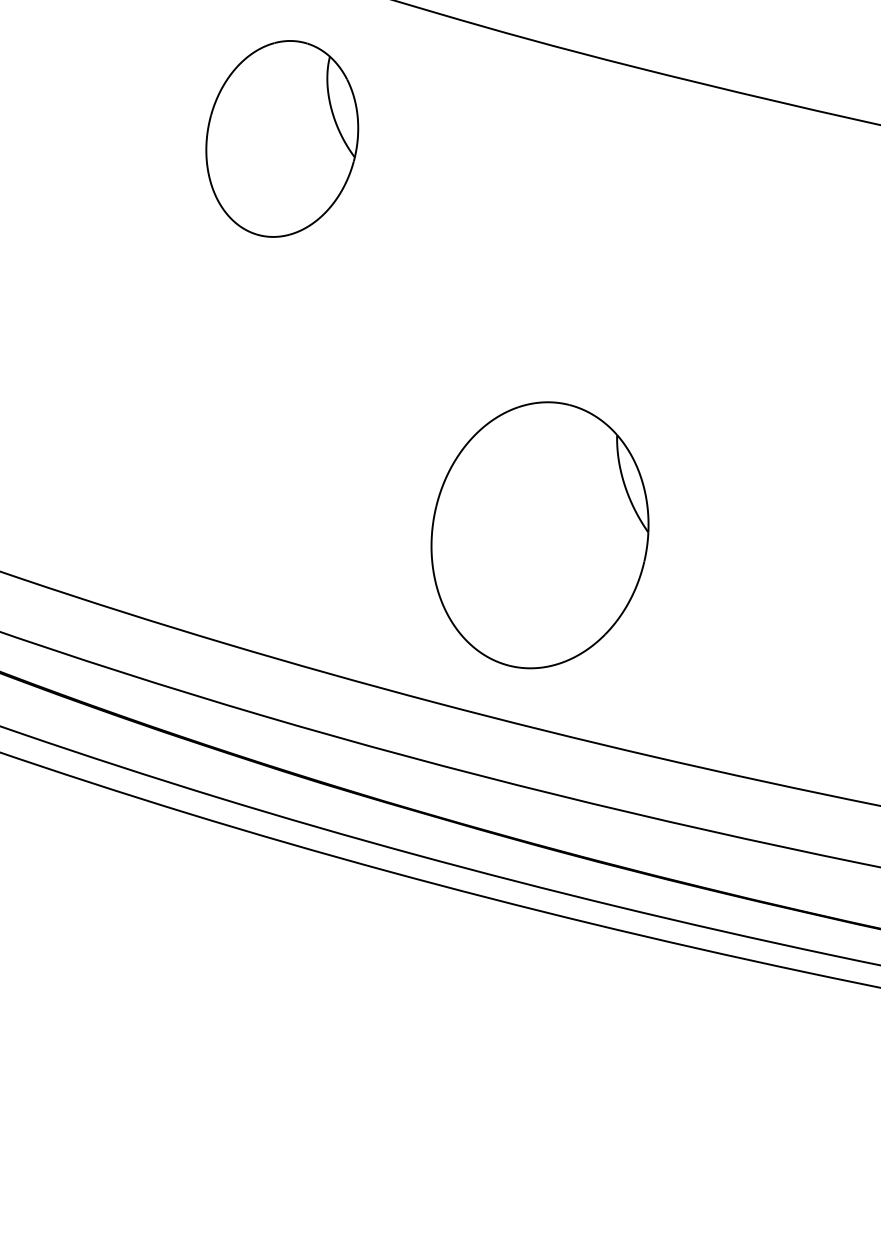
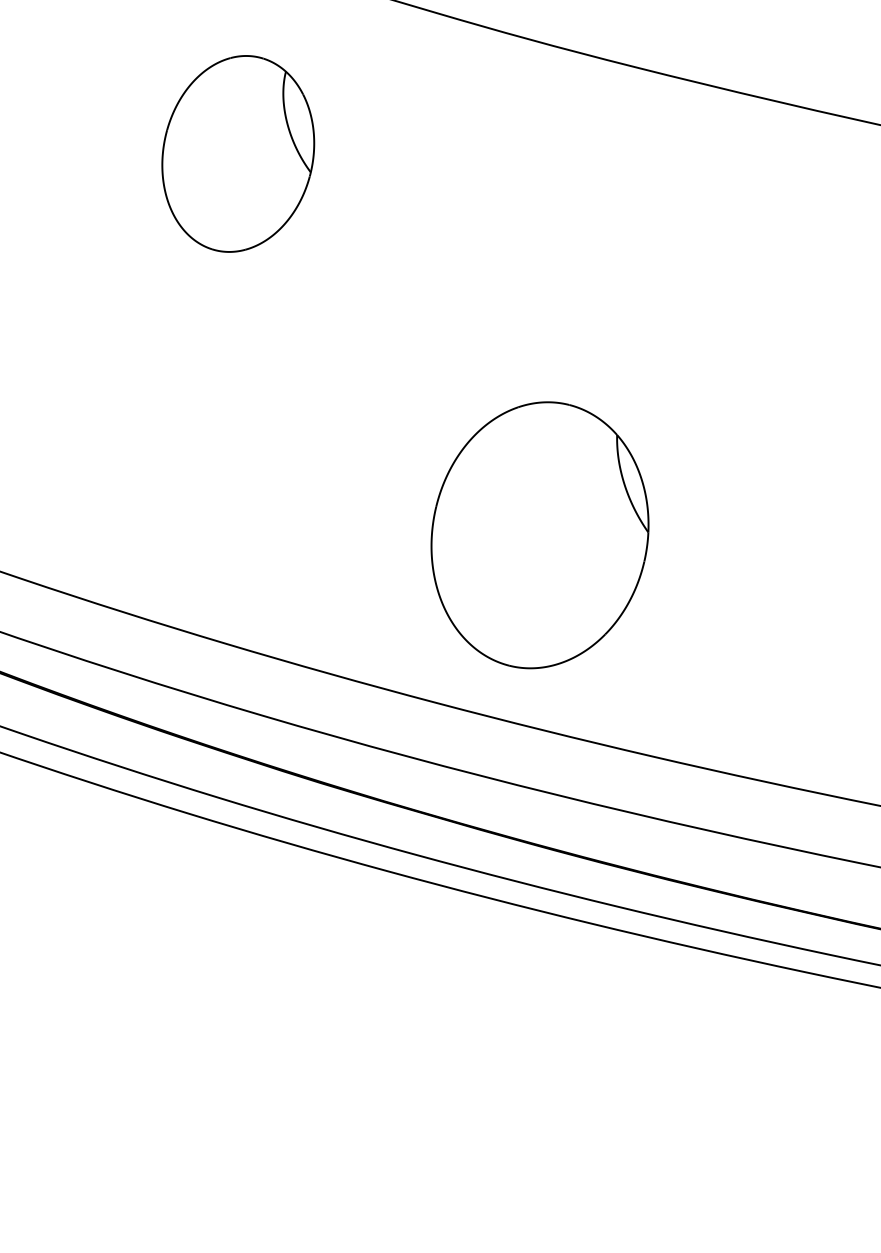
part position: (282, 138) -> (238, 153) (238, 153)
